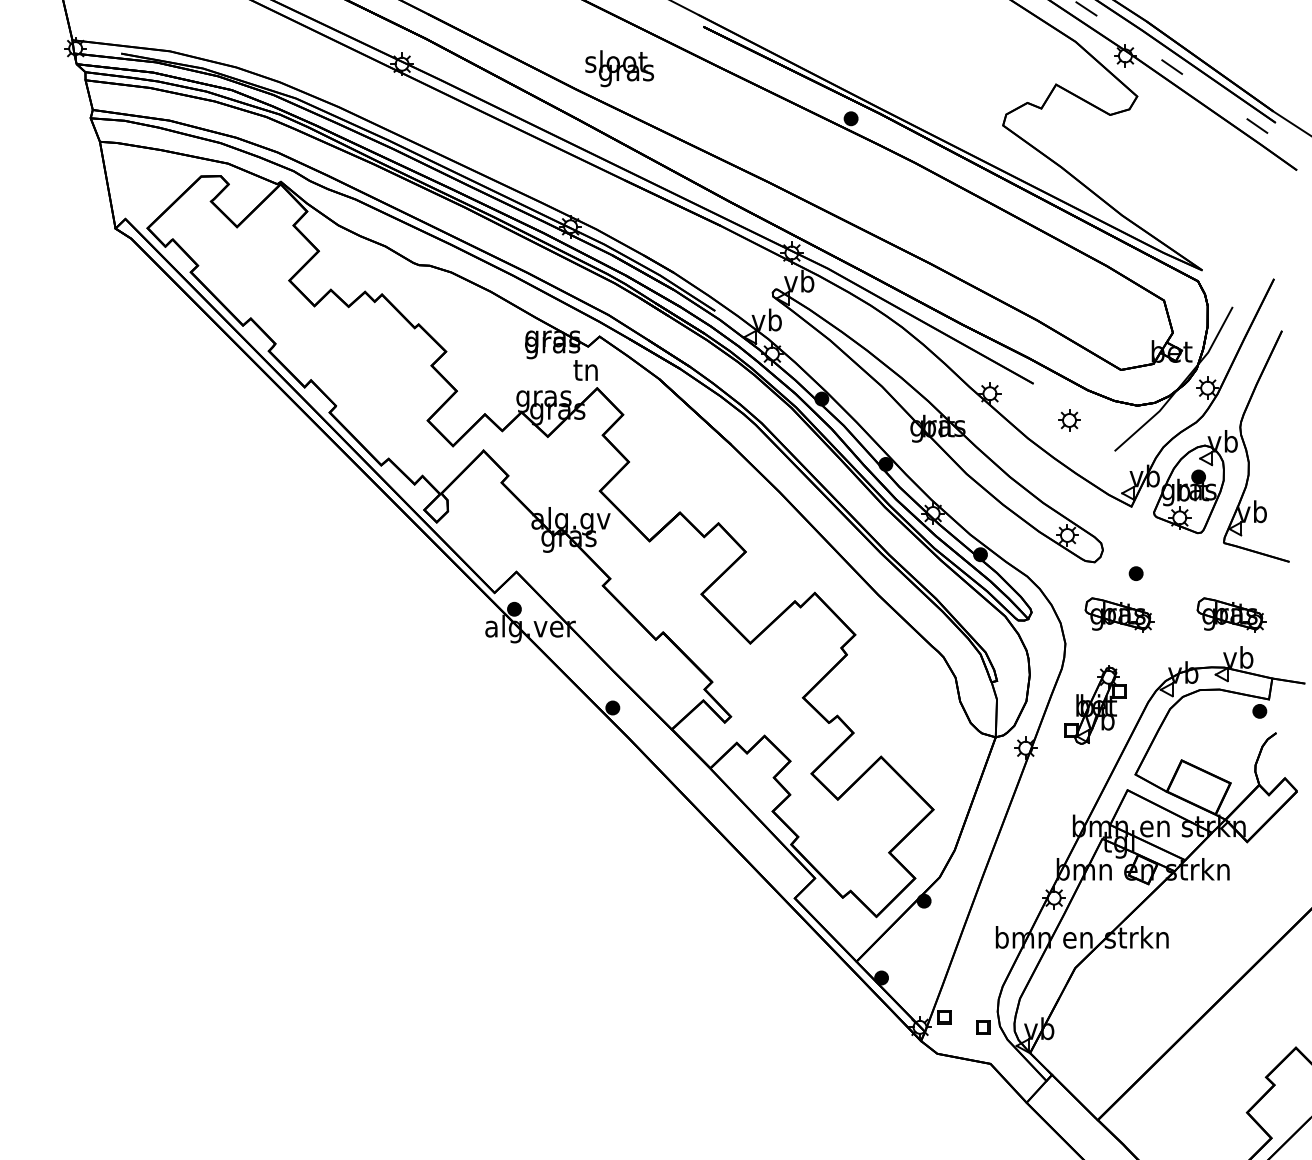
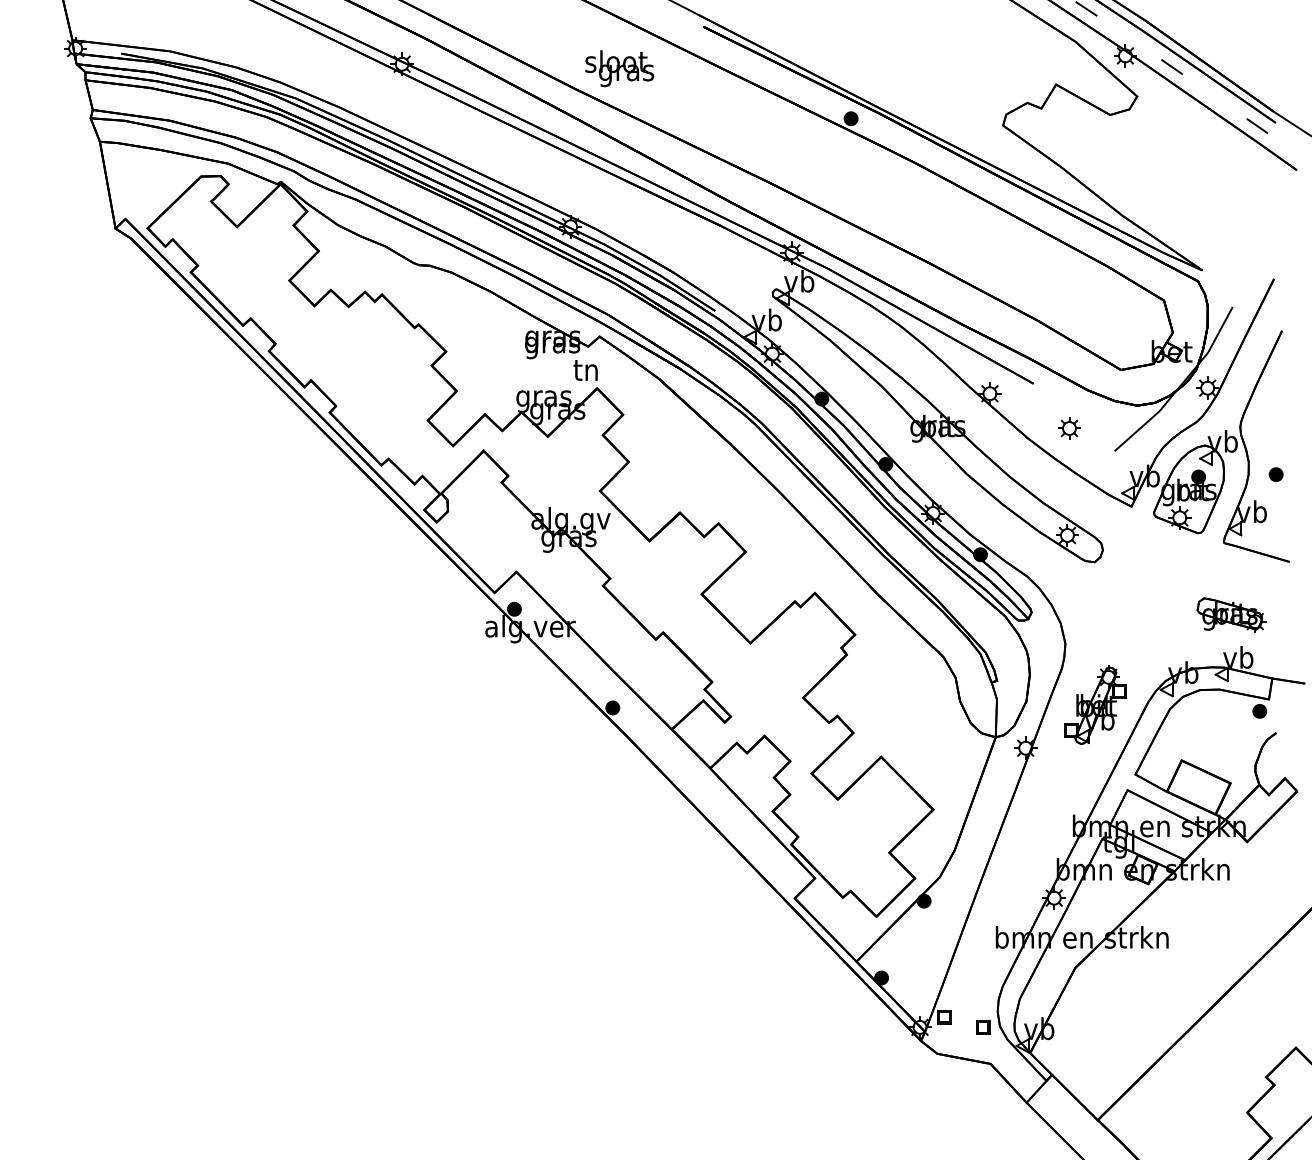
part position: (1069, 420) -> (1069, 428) (1069, 428)
part position: (1135, 573) -> (1275, 474) (1275, 474)
part: present -> none (1119, 614)
